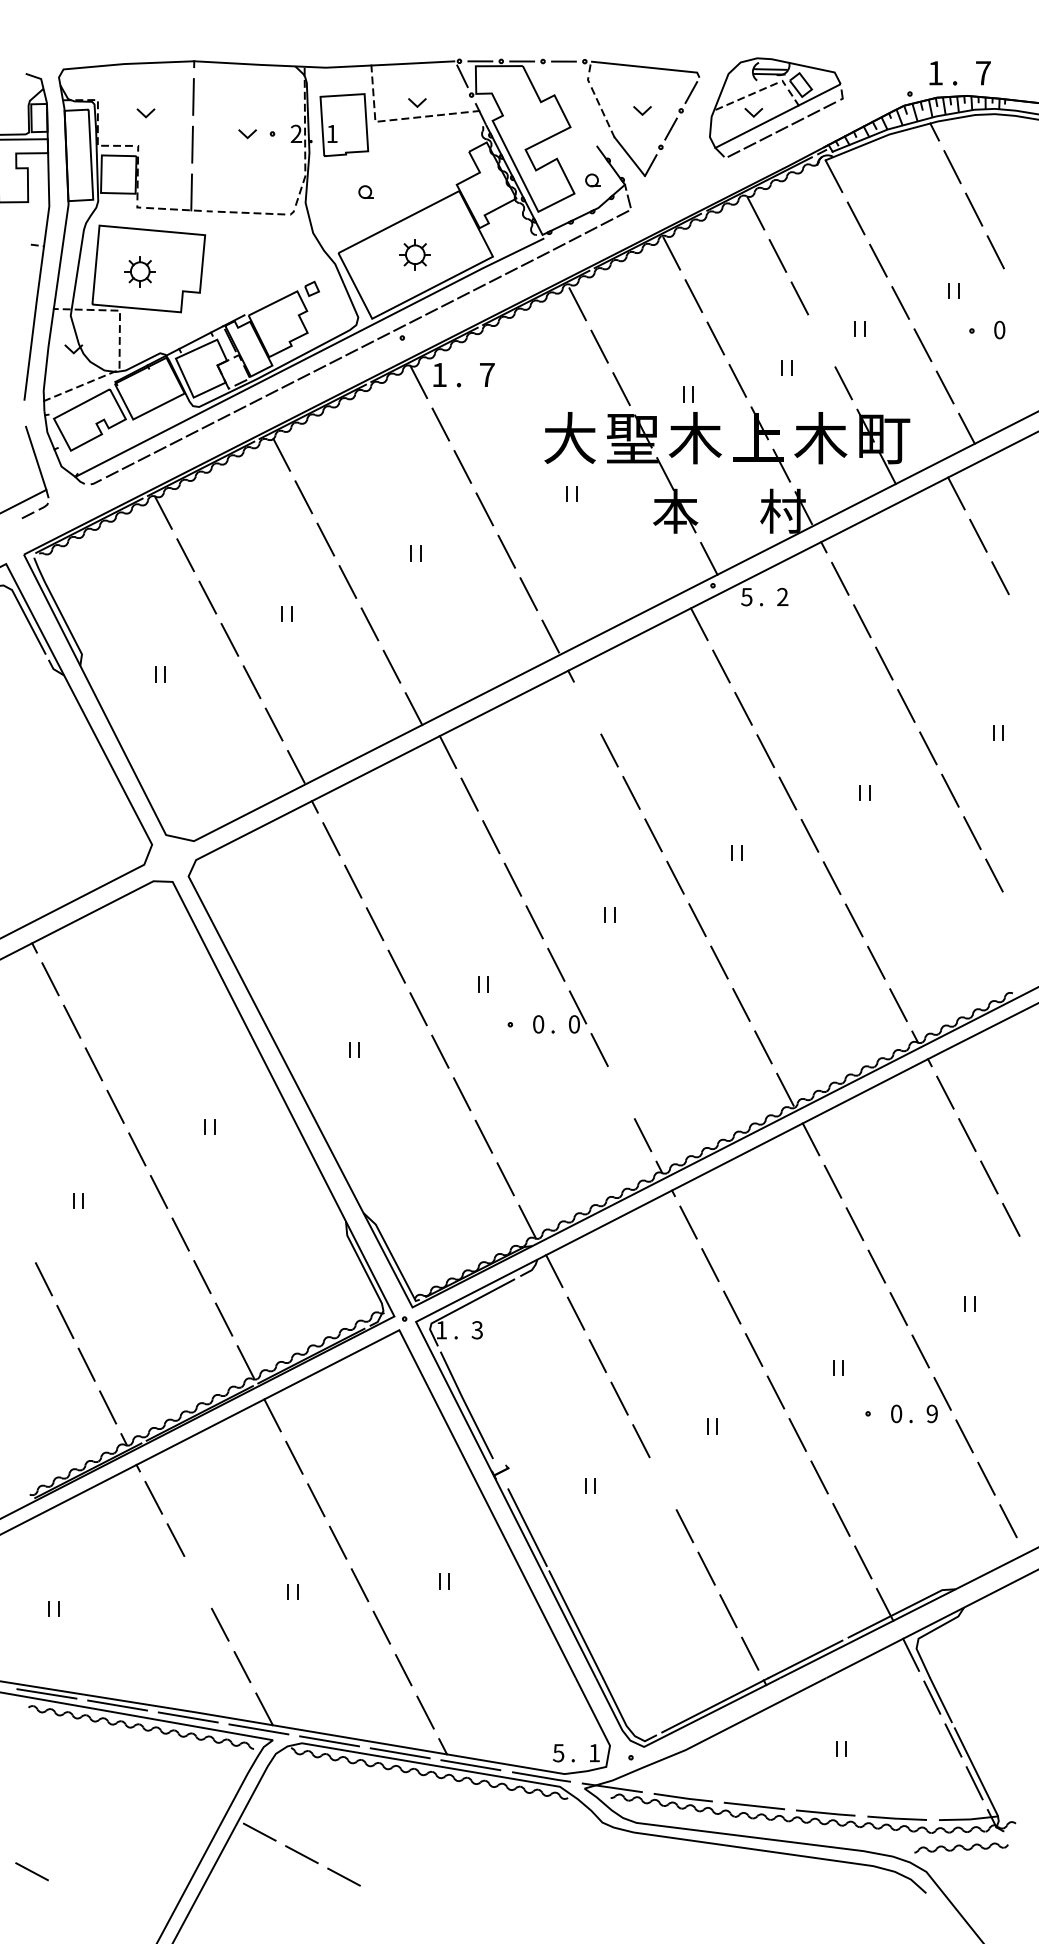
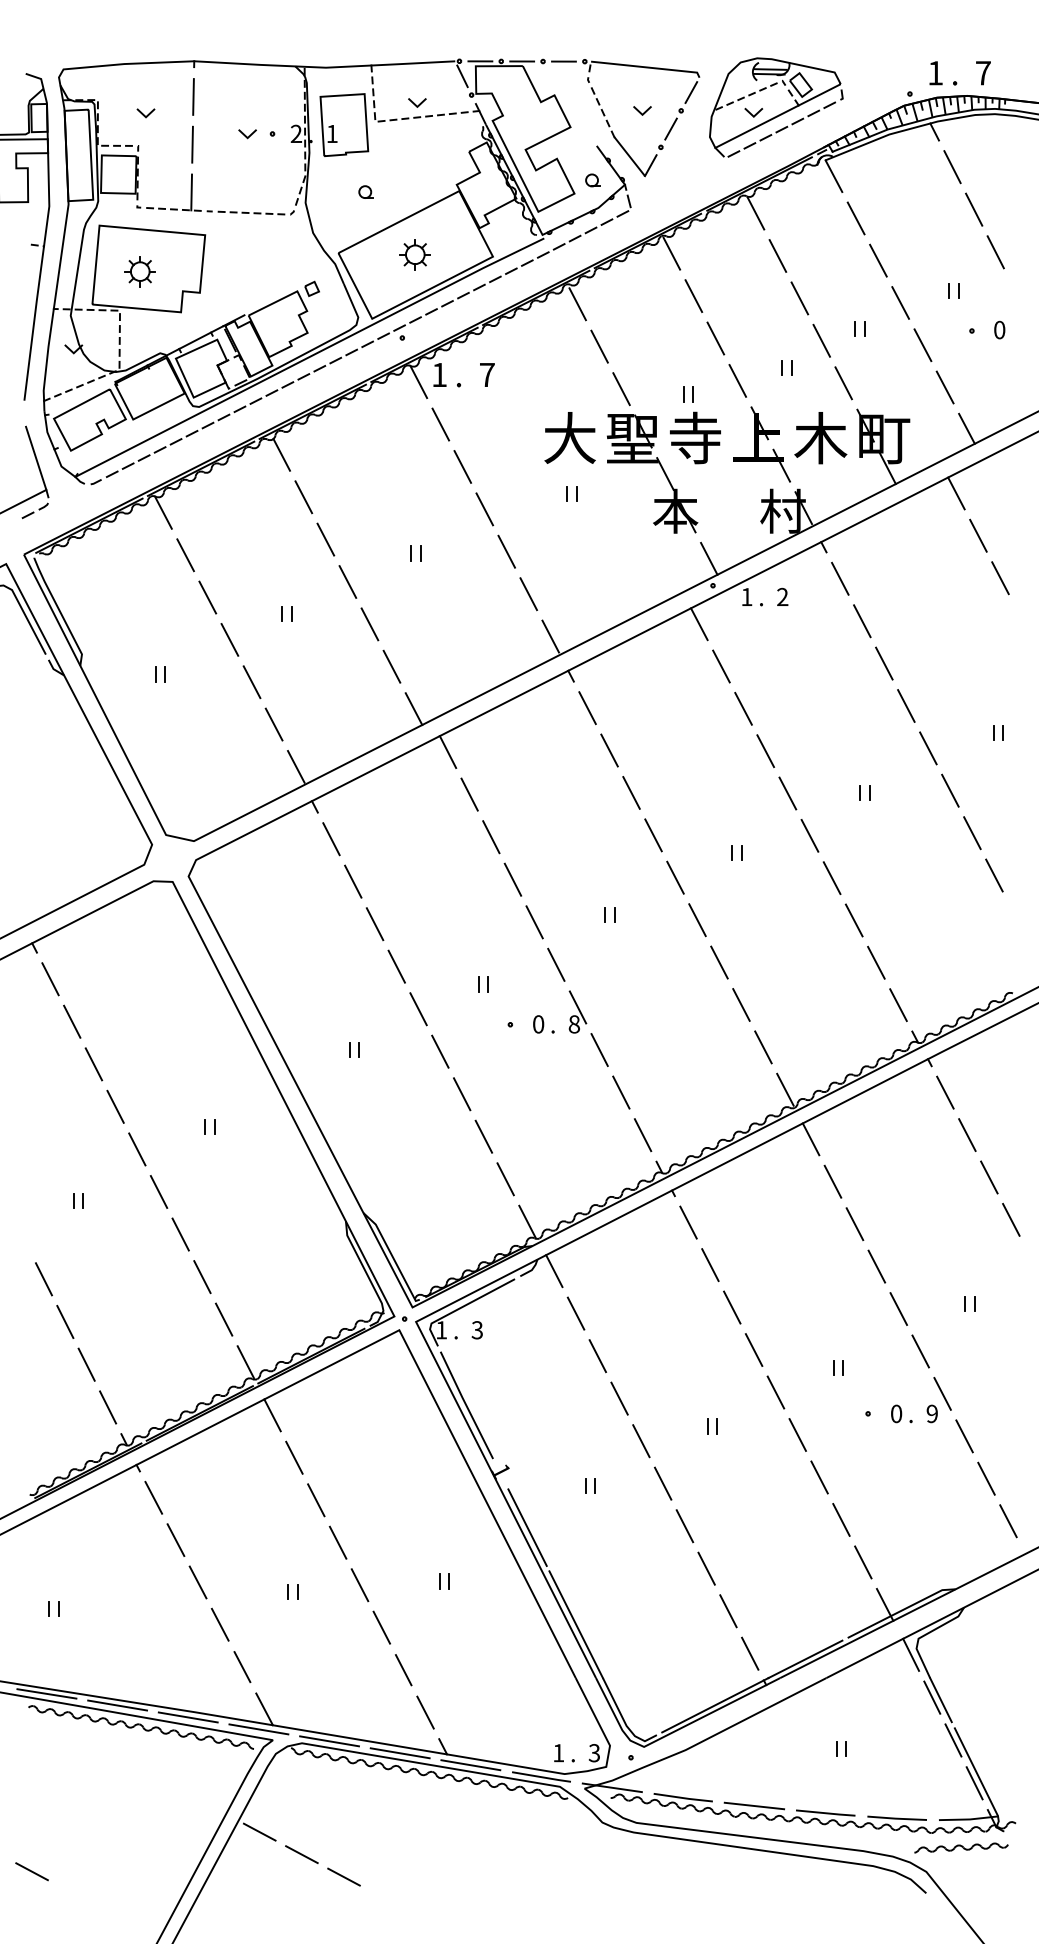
line: none -> present (821, 340)
text: 木 -> 寺 (694, 437)
text: 5 -> 1 (746, 597)
line: none -> present (587, 708)
text: 0 -> 8 (574, 1024)
line: none -> present (621, 1092)
line: none -> present (662, 1483)
line: none -> present (197, 1582)
text: 5 -> 1 (558, 1753)
text: 1 -> 3 (593, 1753)
